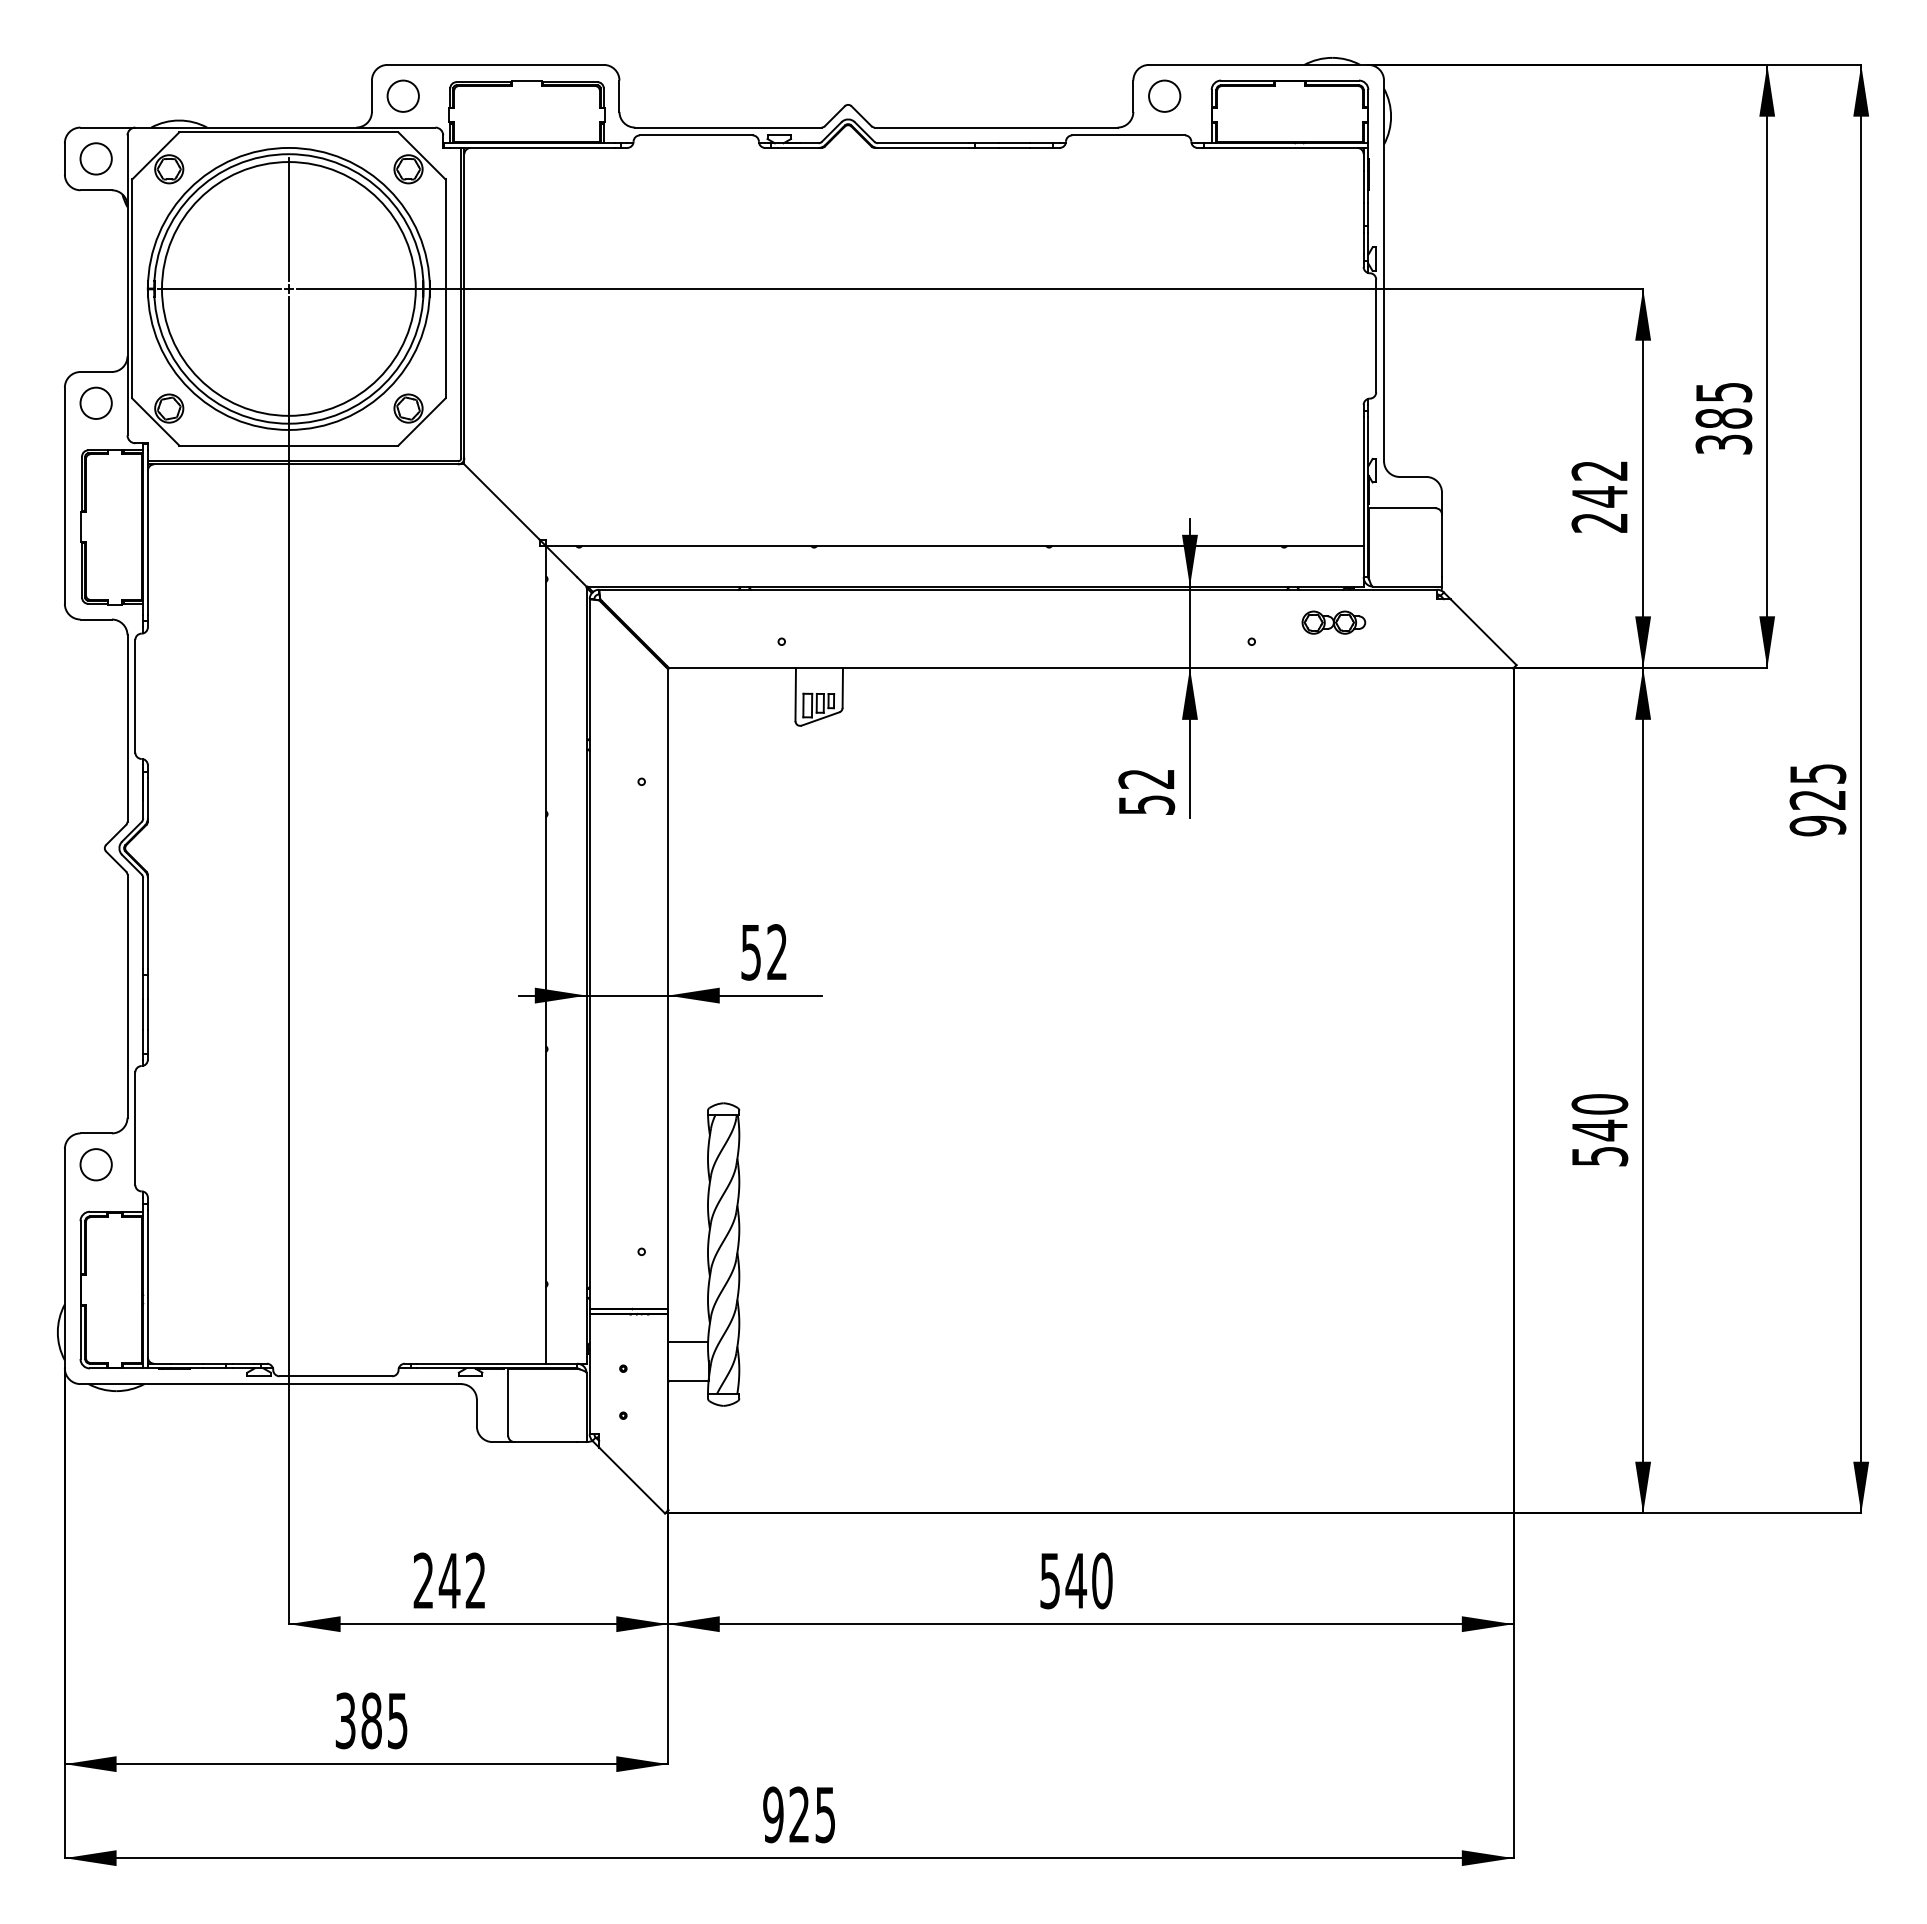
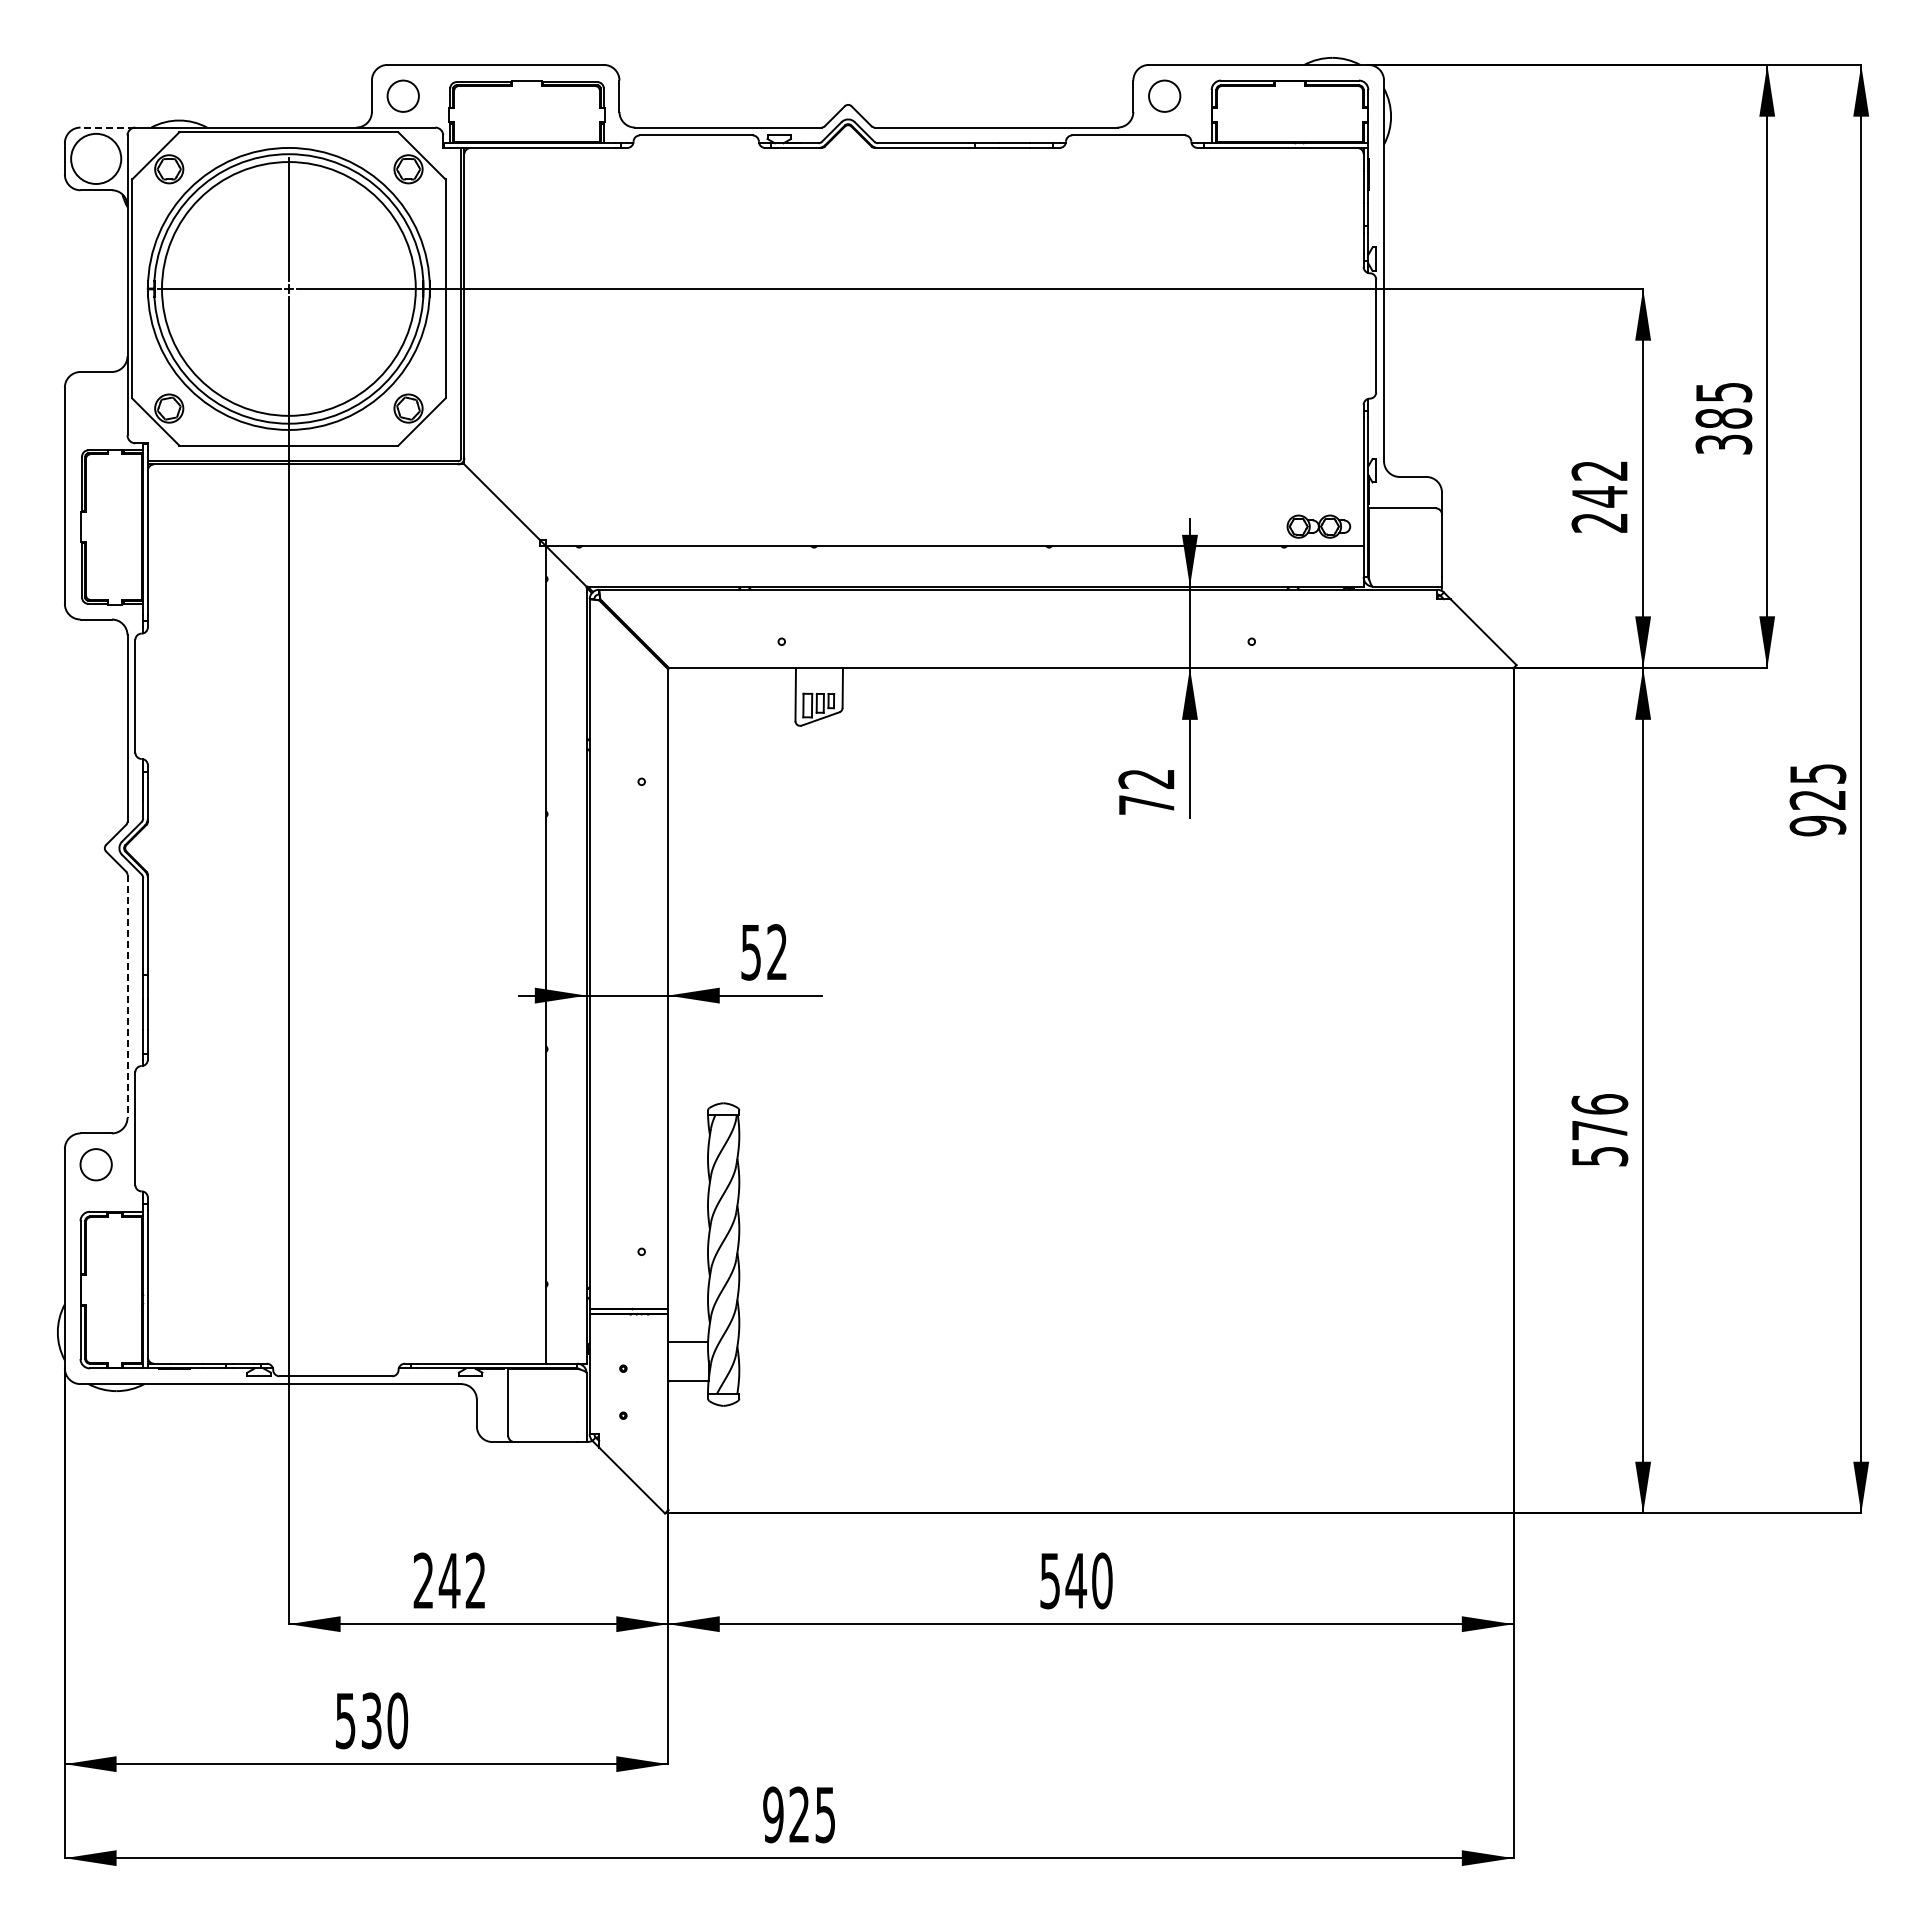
line: solid -> dashed (107, 127)
circle diameter: 31 px -> 50 px (96, 158)
circle: present -> none (95, 402)
part position: (1333, 622) -> (1318, 526) (1318, 526)
text: 52 -> 72 (1147, 804)
line: solid -> dashed (127, 996)
text: 540 -> 576 (1599, 1117)
text: 385 -> 530 (372, 1720)
